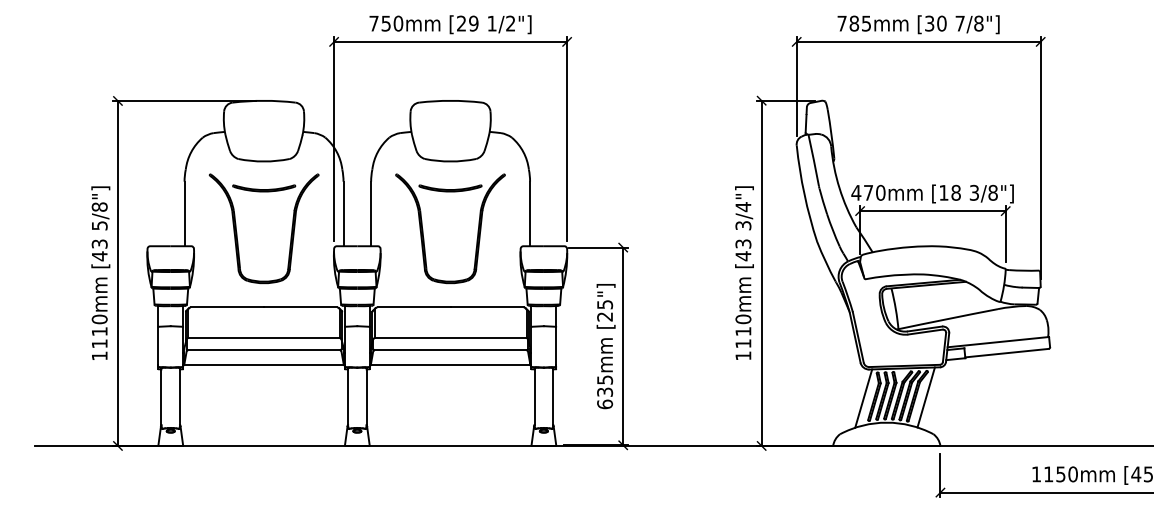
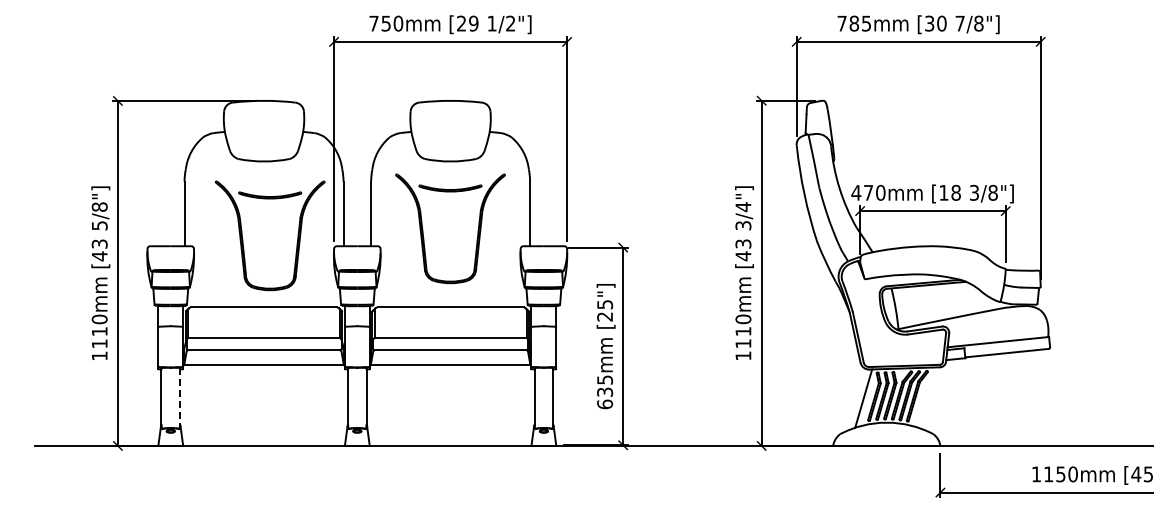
part position: (237, 232) -> (243, 239) (243, 239)
line: solid -> dashed (180, 397)
line: present -> none (925, 397)
